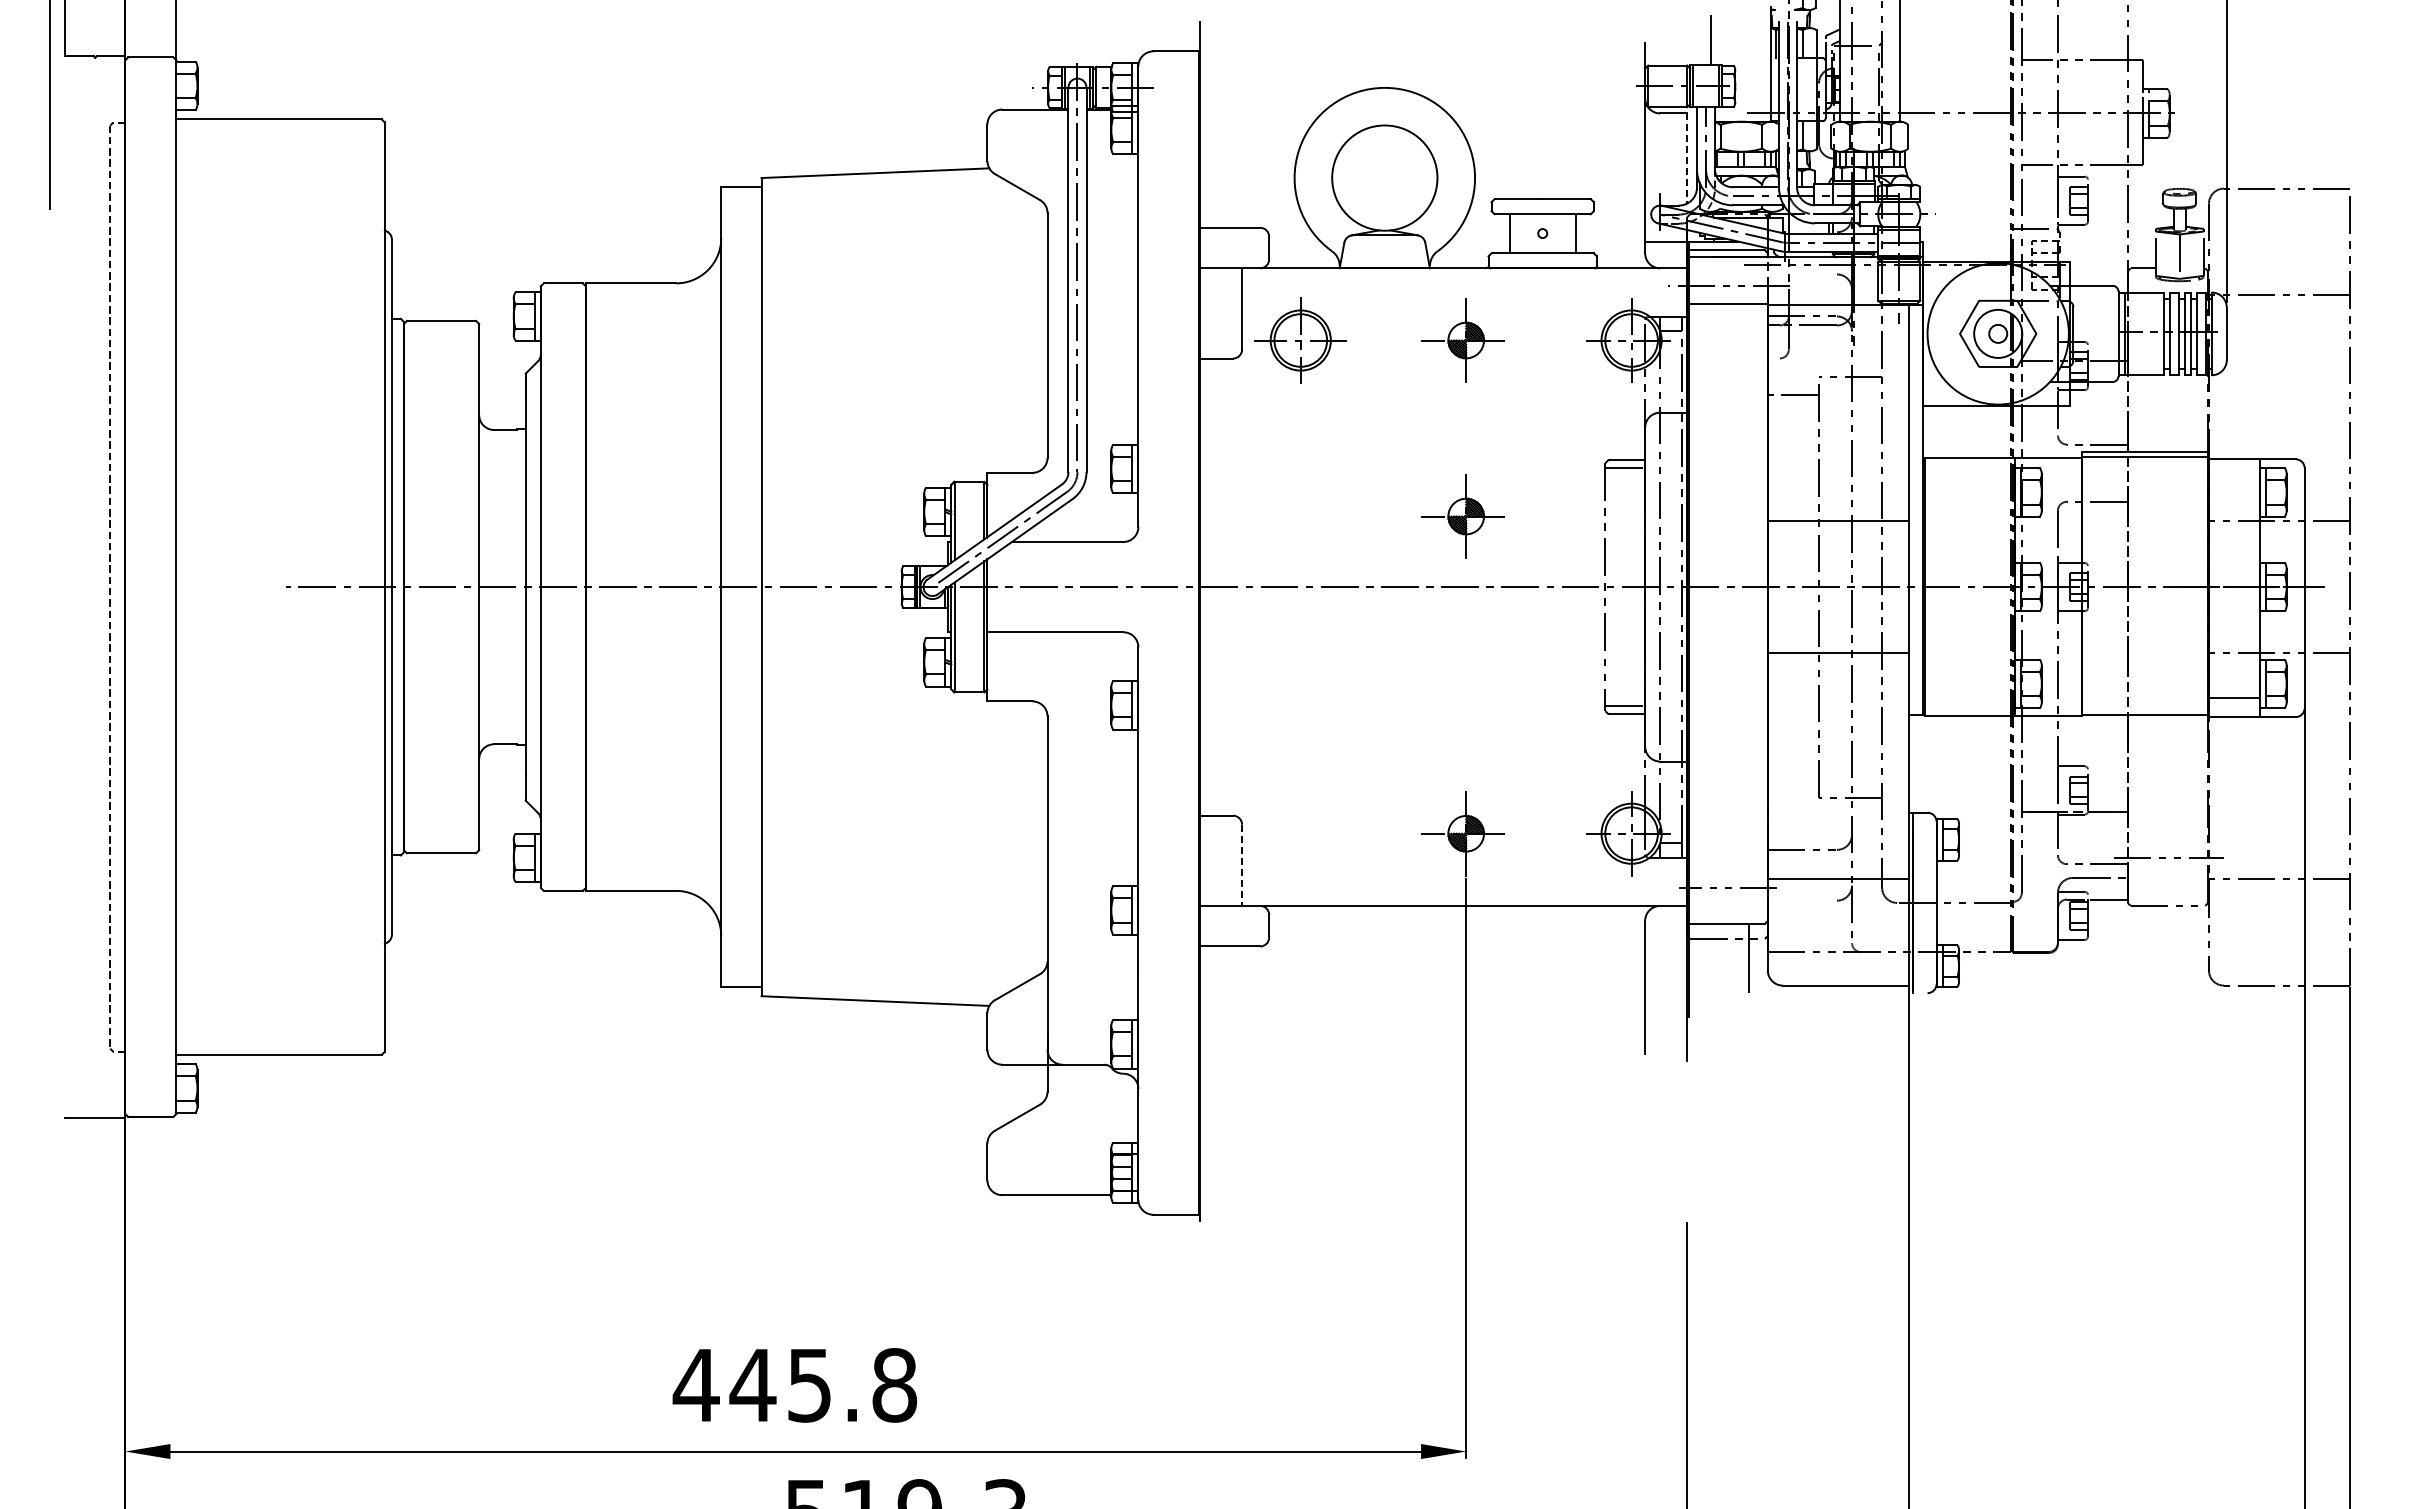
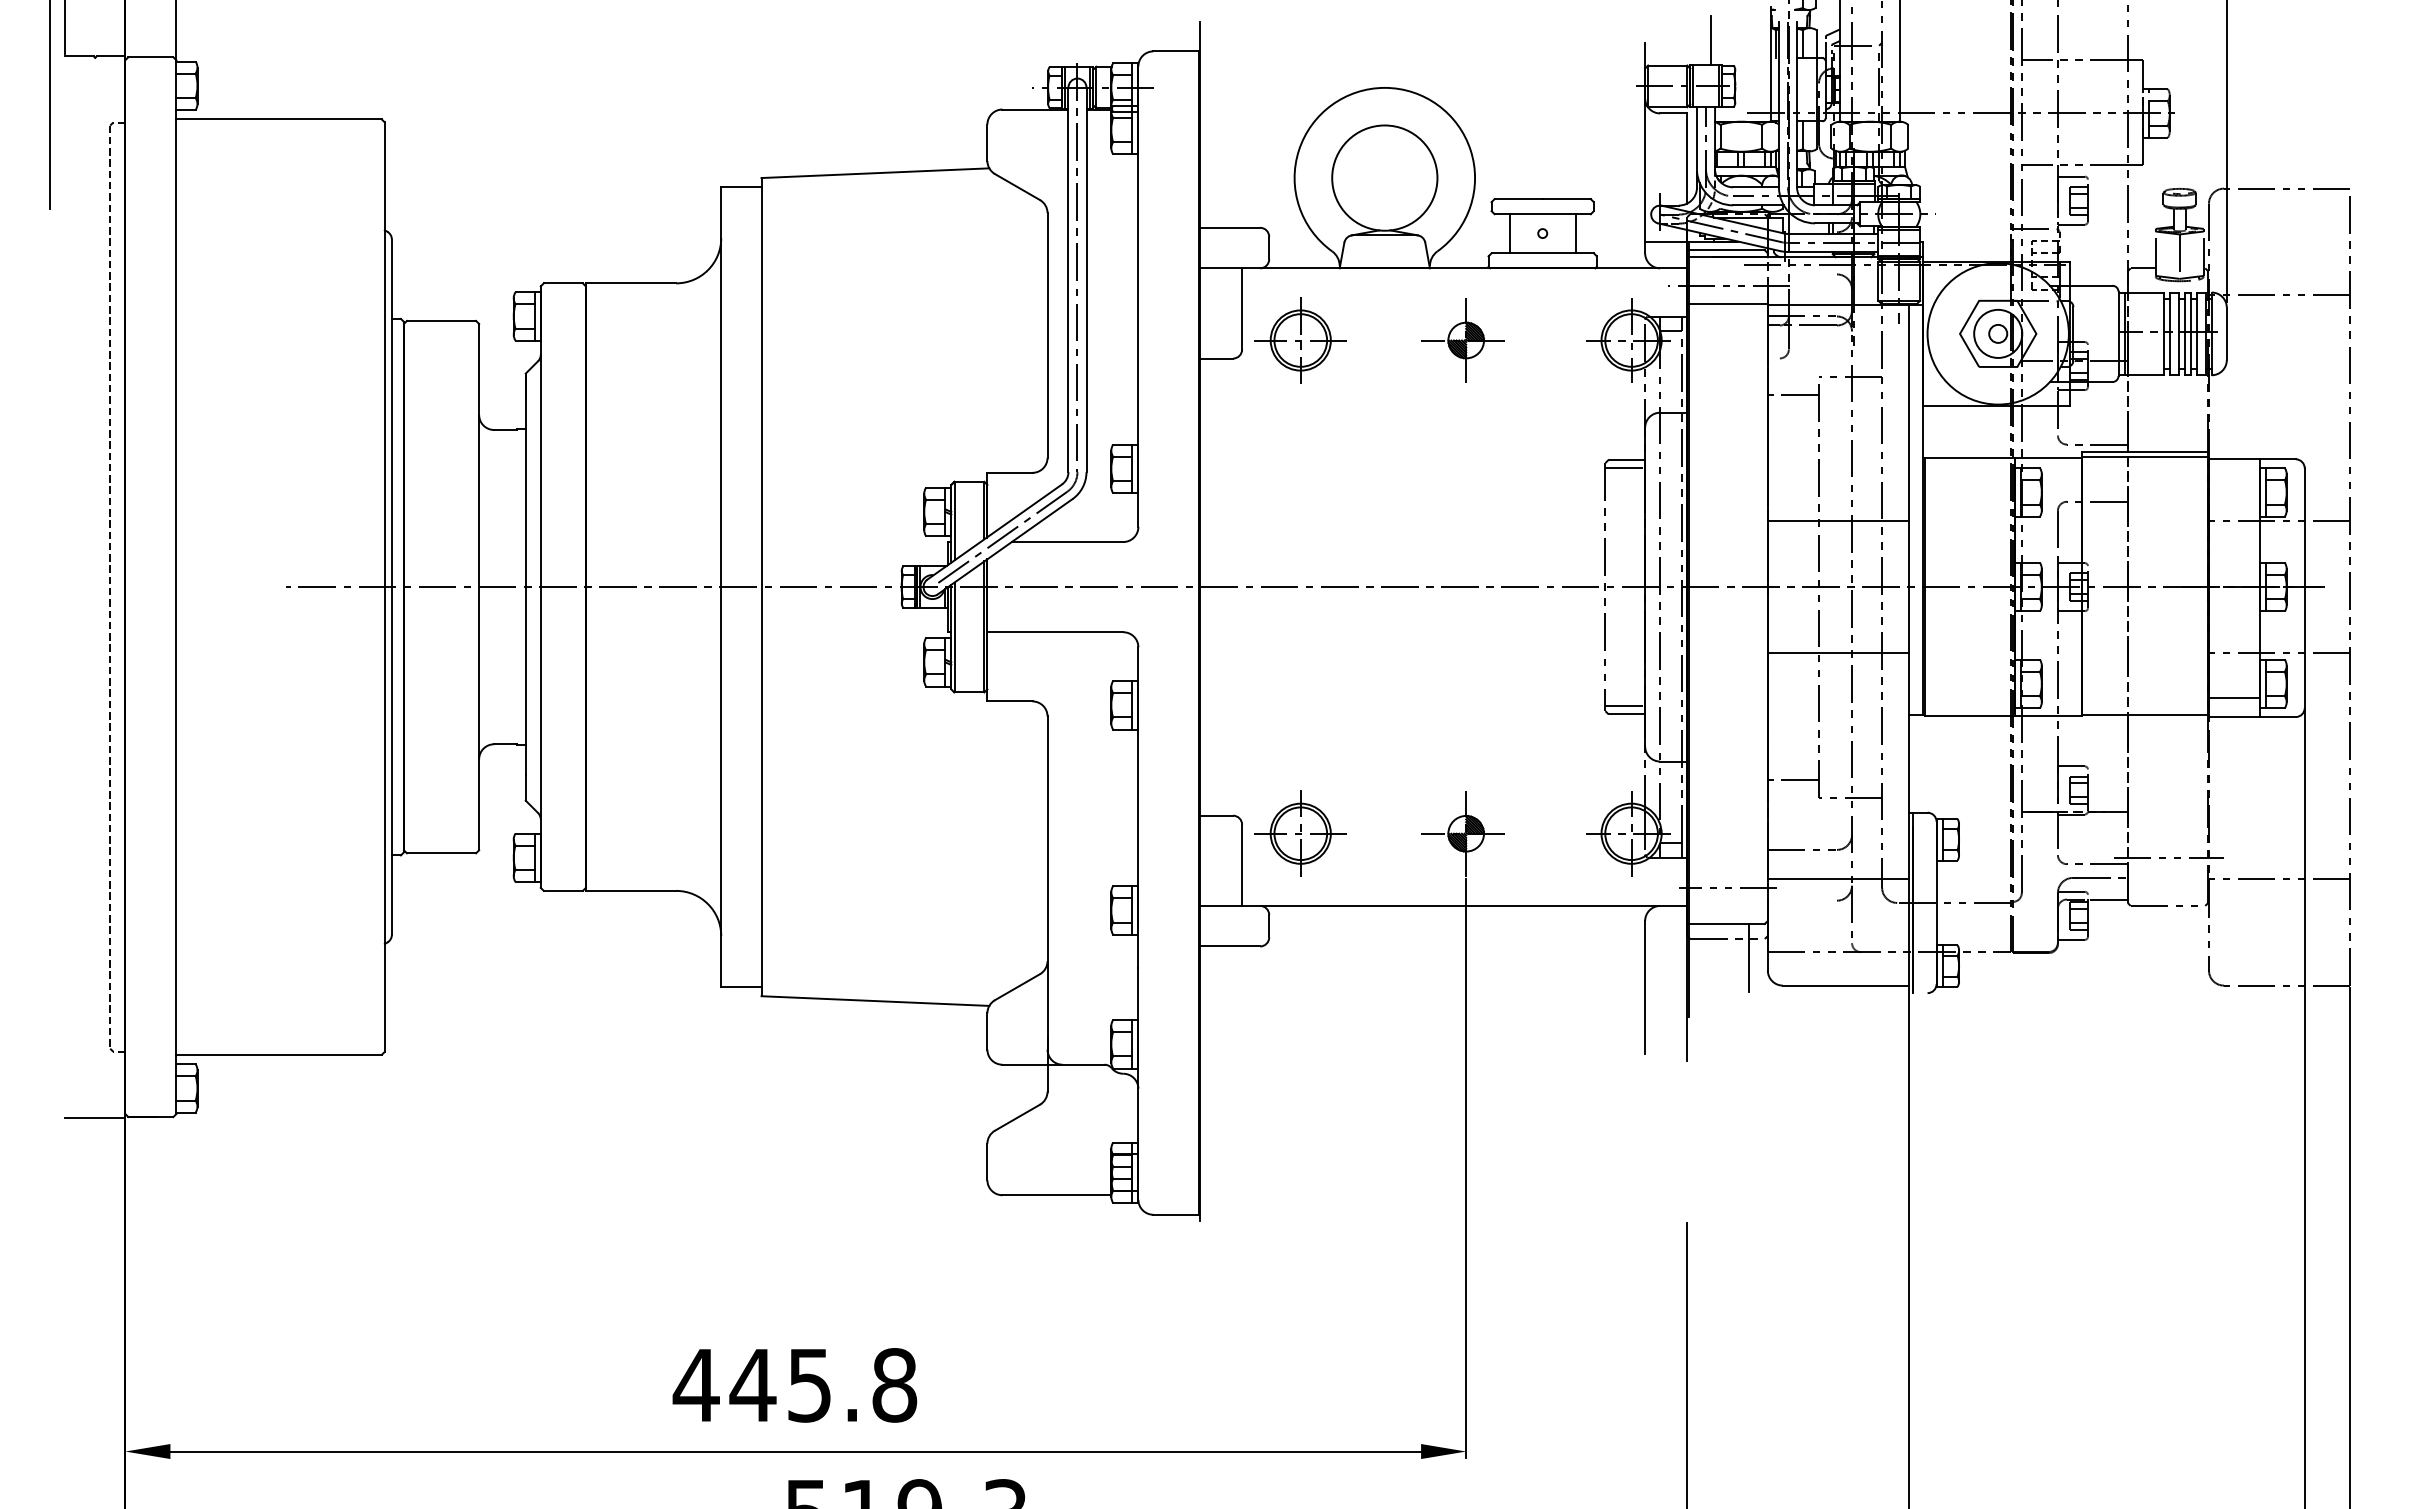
line: dashed -> solid (1687, 159)
part: present -> none (1462, 516)
line: none -> present (1792, 779)
part: none -> present (1300, 833)
line: dashed -> solid (1242, 865)
